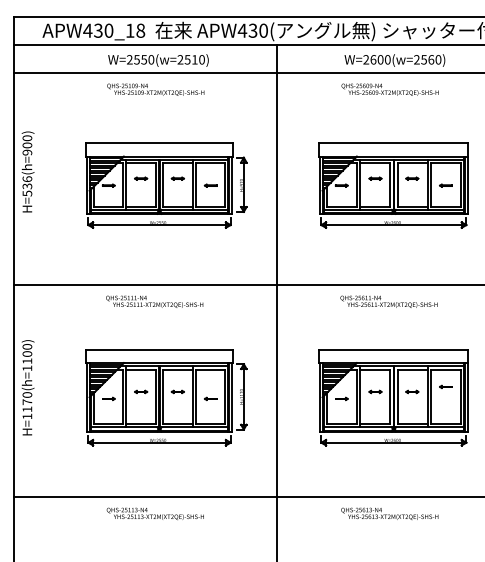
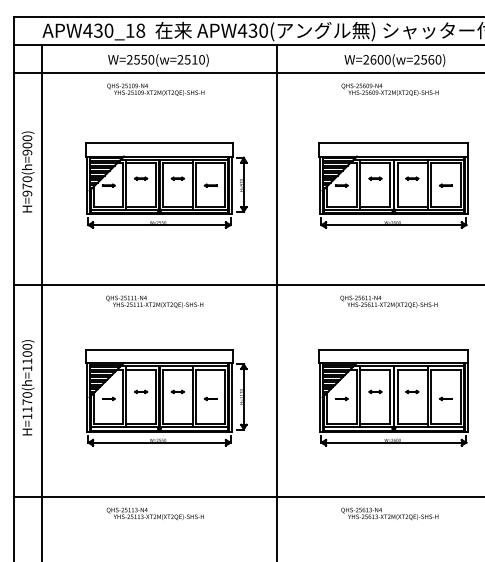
text: H=536(h=900) -> H=970(h=900) (27, 186)
line: none -> present (42, 301)
part position: (445, 386) -> (445, 398) (445, 398)
